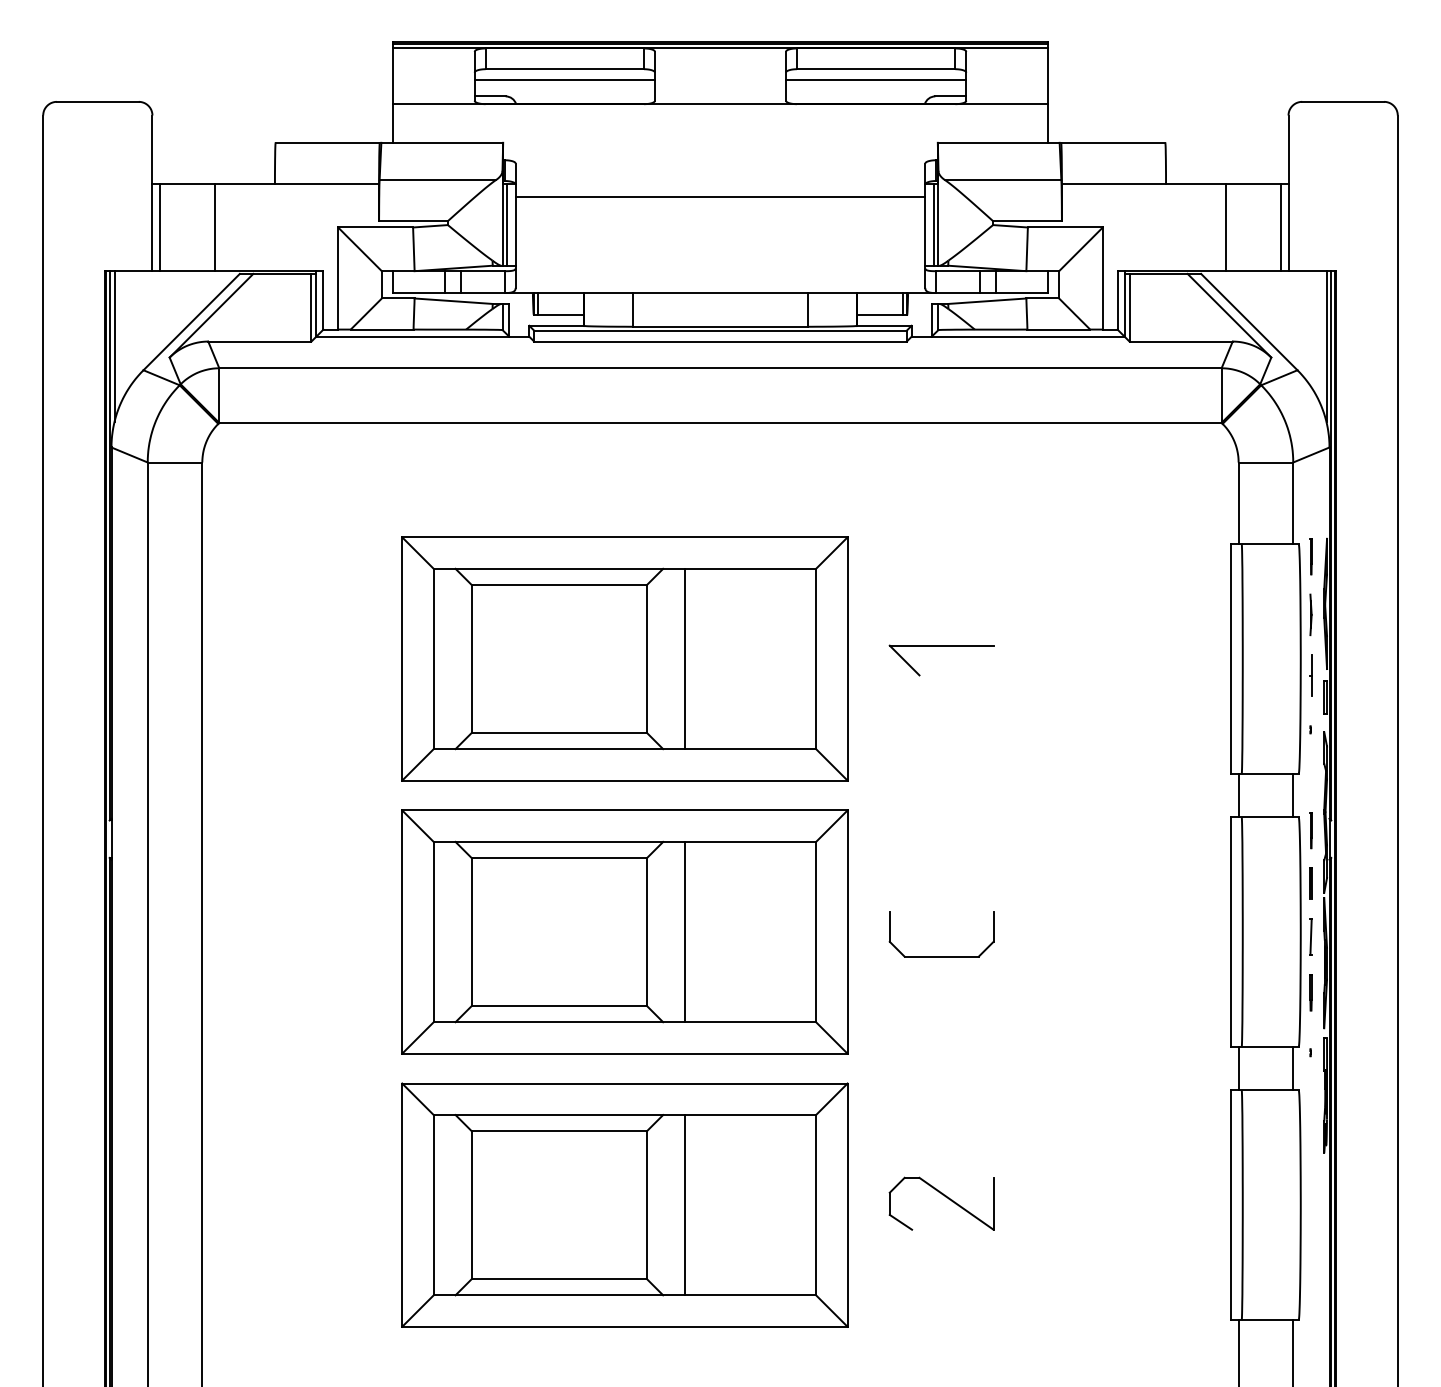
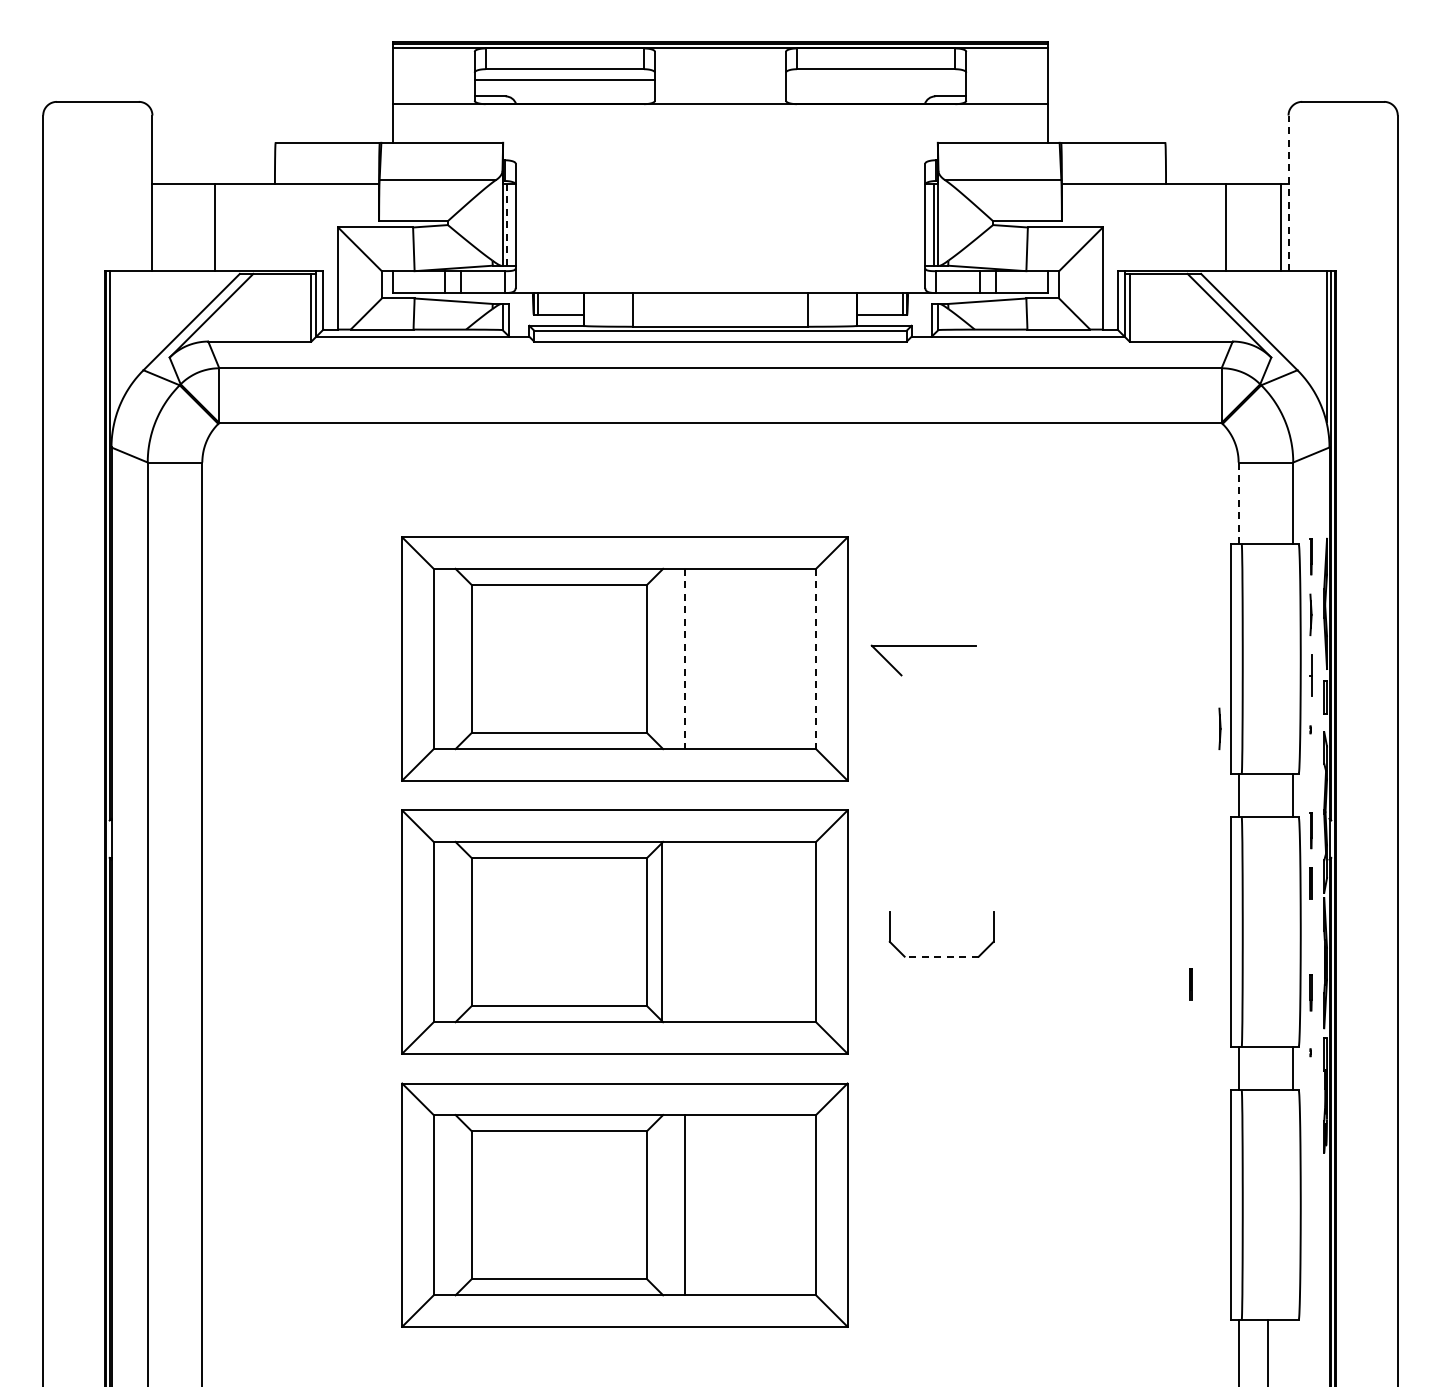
line: present -> none (876, 80)
line: solid -> dashed (1288, 193)
line: present -> none (720, 197)
line: solid -> dashed (507, 224)
line: present -> none (160, 227)
line: present -> none (114, 346)
line: solid -> dashed (1238, 503)
part position: (941, 646) -> (923, 646) (923, 646)
line: solid -> dashed (684, 659)
line: solid -> dashed (816, 659)
line: none -> present (1219, 728)
line position: (684, 931) -> (661, 931) (661, 931)
part: present -> none (1310, 936)
line: solid -> dashed (941, 956)
line: none -> present (1190, 984)
part: present -> none (945, 1197)
line position: (1293, 1351) -> (1268, 1351) (1268, 1351)
